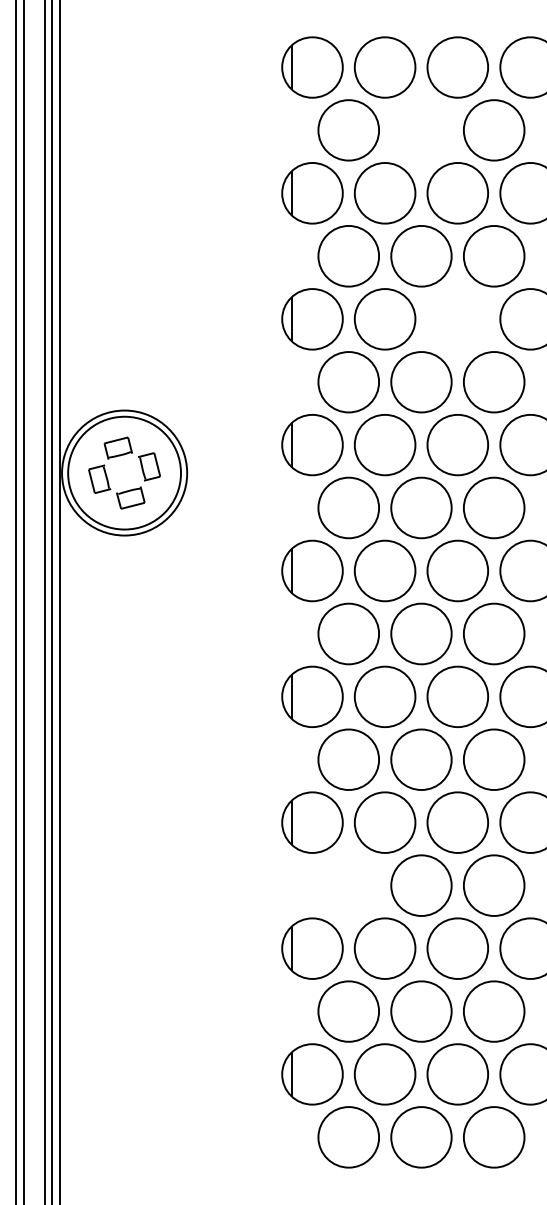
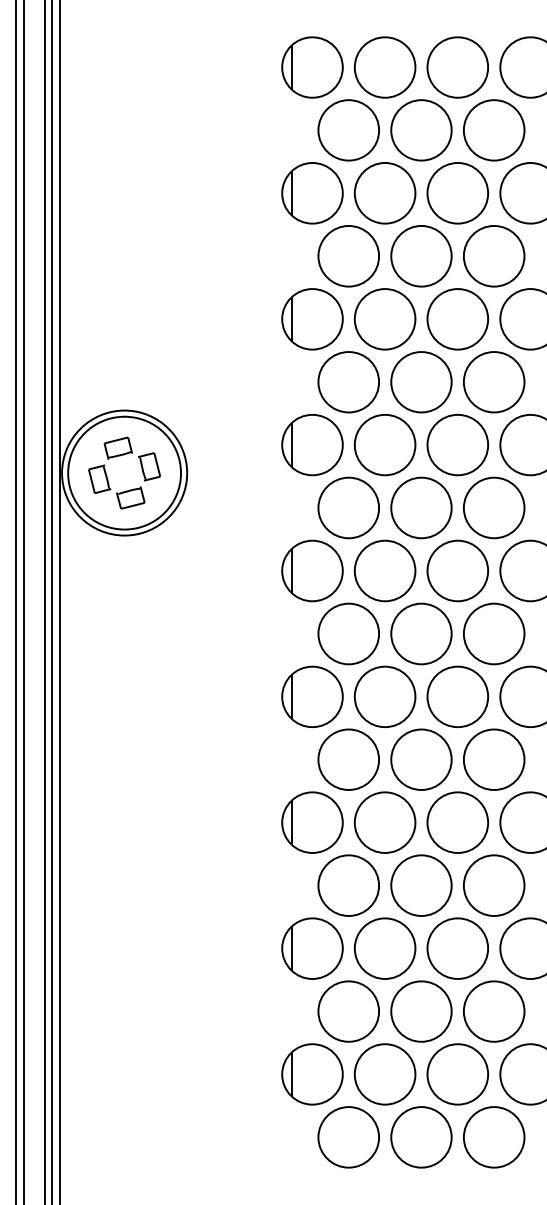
part: none -> present (421, 130)
part: none -> present (457, 319)
part: none -> present (348, 885)
